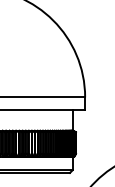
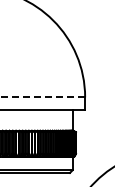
line: solid -> dashed (42, 97)
